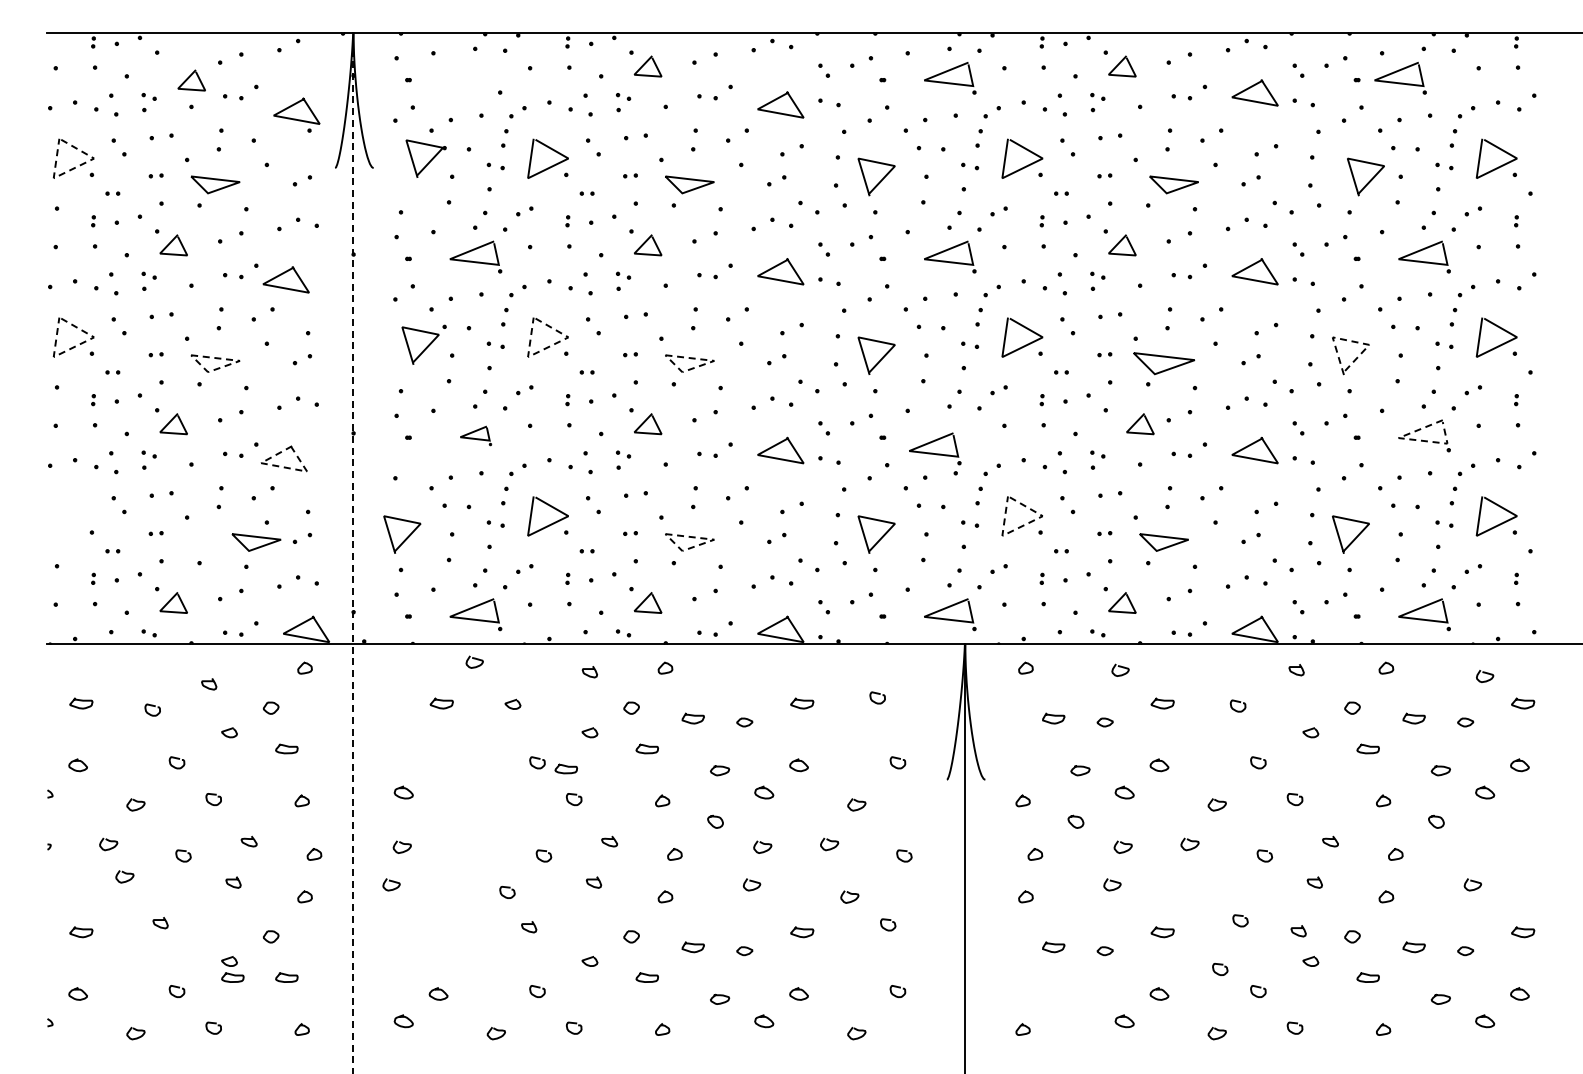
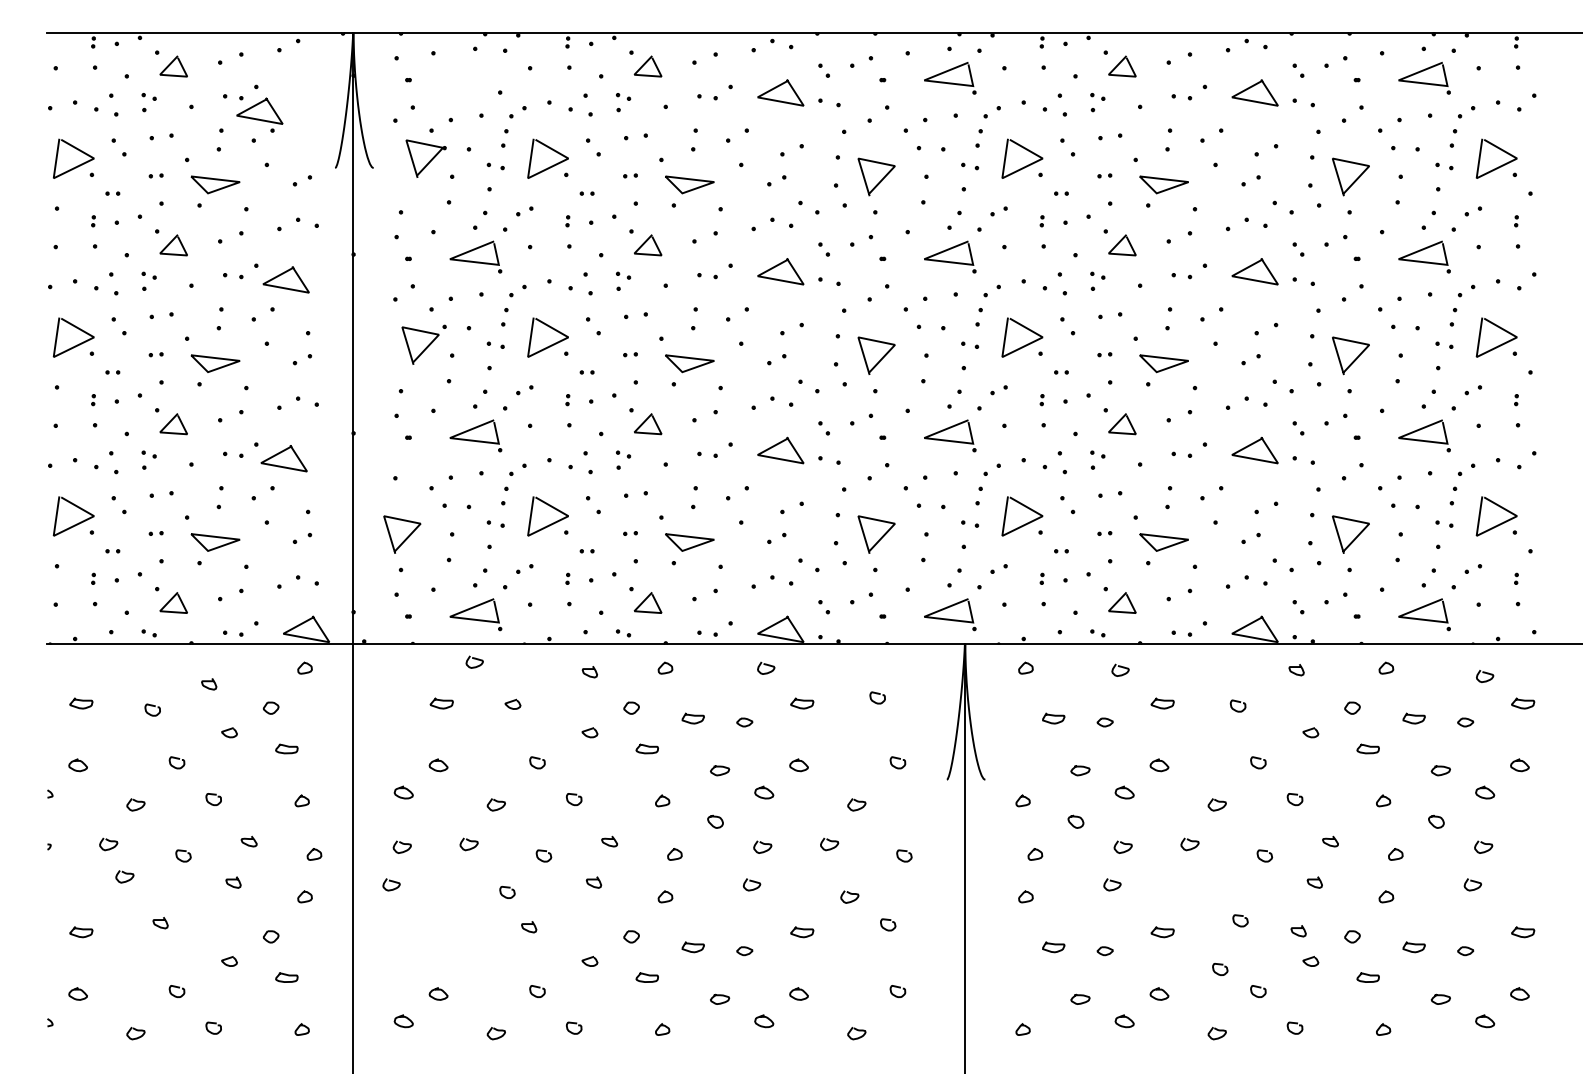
part position: (1400, 77) -> (1424, 77) (1424, 77)
line position: (189, 78) -> (171, 64) (171, 64)
line position: (778, 99) -> (778, 87) (778, 87)
part position: (296, 114) -> (259, 114) (259, 114)
line: dashed -> solid (73, 168)
line position: (1369, 180) -> (1354, 180) (1354, 180)
part position: (1173, 184) -> (1163, 184) (1163, 184)
line: dashed -> solid (1351, 341)
line: dashed -> solid (73, 347)
line: dashed -> solid (547, 347)
line: dashed -> solid (236, 362)
line: dashed -> solid (710, 362)
part size: 63x24 px -> 50x20 px (1163, 363)
line position: (1138, 421) -> (1120, 421) (1120, 421)
part size: 33x22 px -> 54x34 px (475, 435)
line: dashed -> solid (1411, 439)
part position: (935, 448) -> (950, 435) (950, 435)
line: dashed -> solid (282, 467)
line: none -> present (76, 523)
line: dashed -> solid (1021, 526)
line: dashed -> solid (710, 541)
part position: (256, 542) -> (215, 542) (215, 542)
line: dashed -> solid (353, 552)
curve: none -> present (766, 665)
curve: none -> present (438, 761)
curve: present -> none (566, 767)
curve: none -> present (496, 802)
curve: none -> present (468, 841)
curve: none -> present (1483, 844)
curve: present -> none (232, 975)
curve: none -> present (1080, 996)
